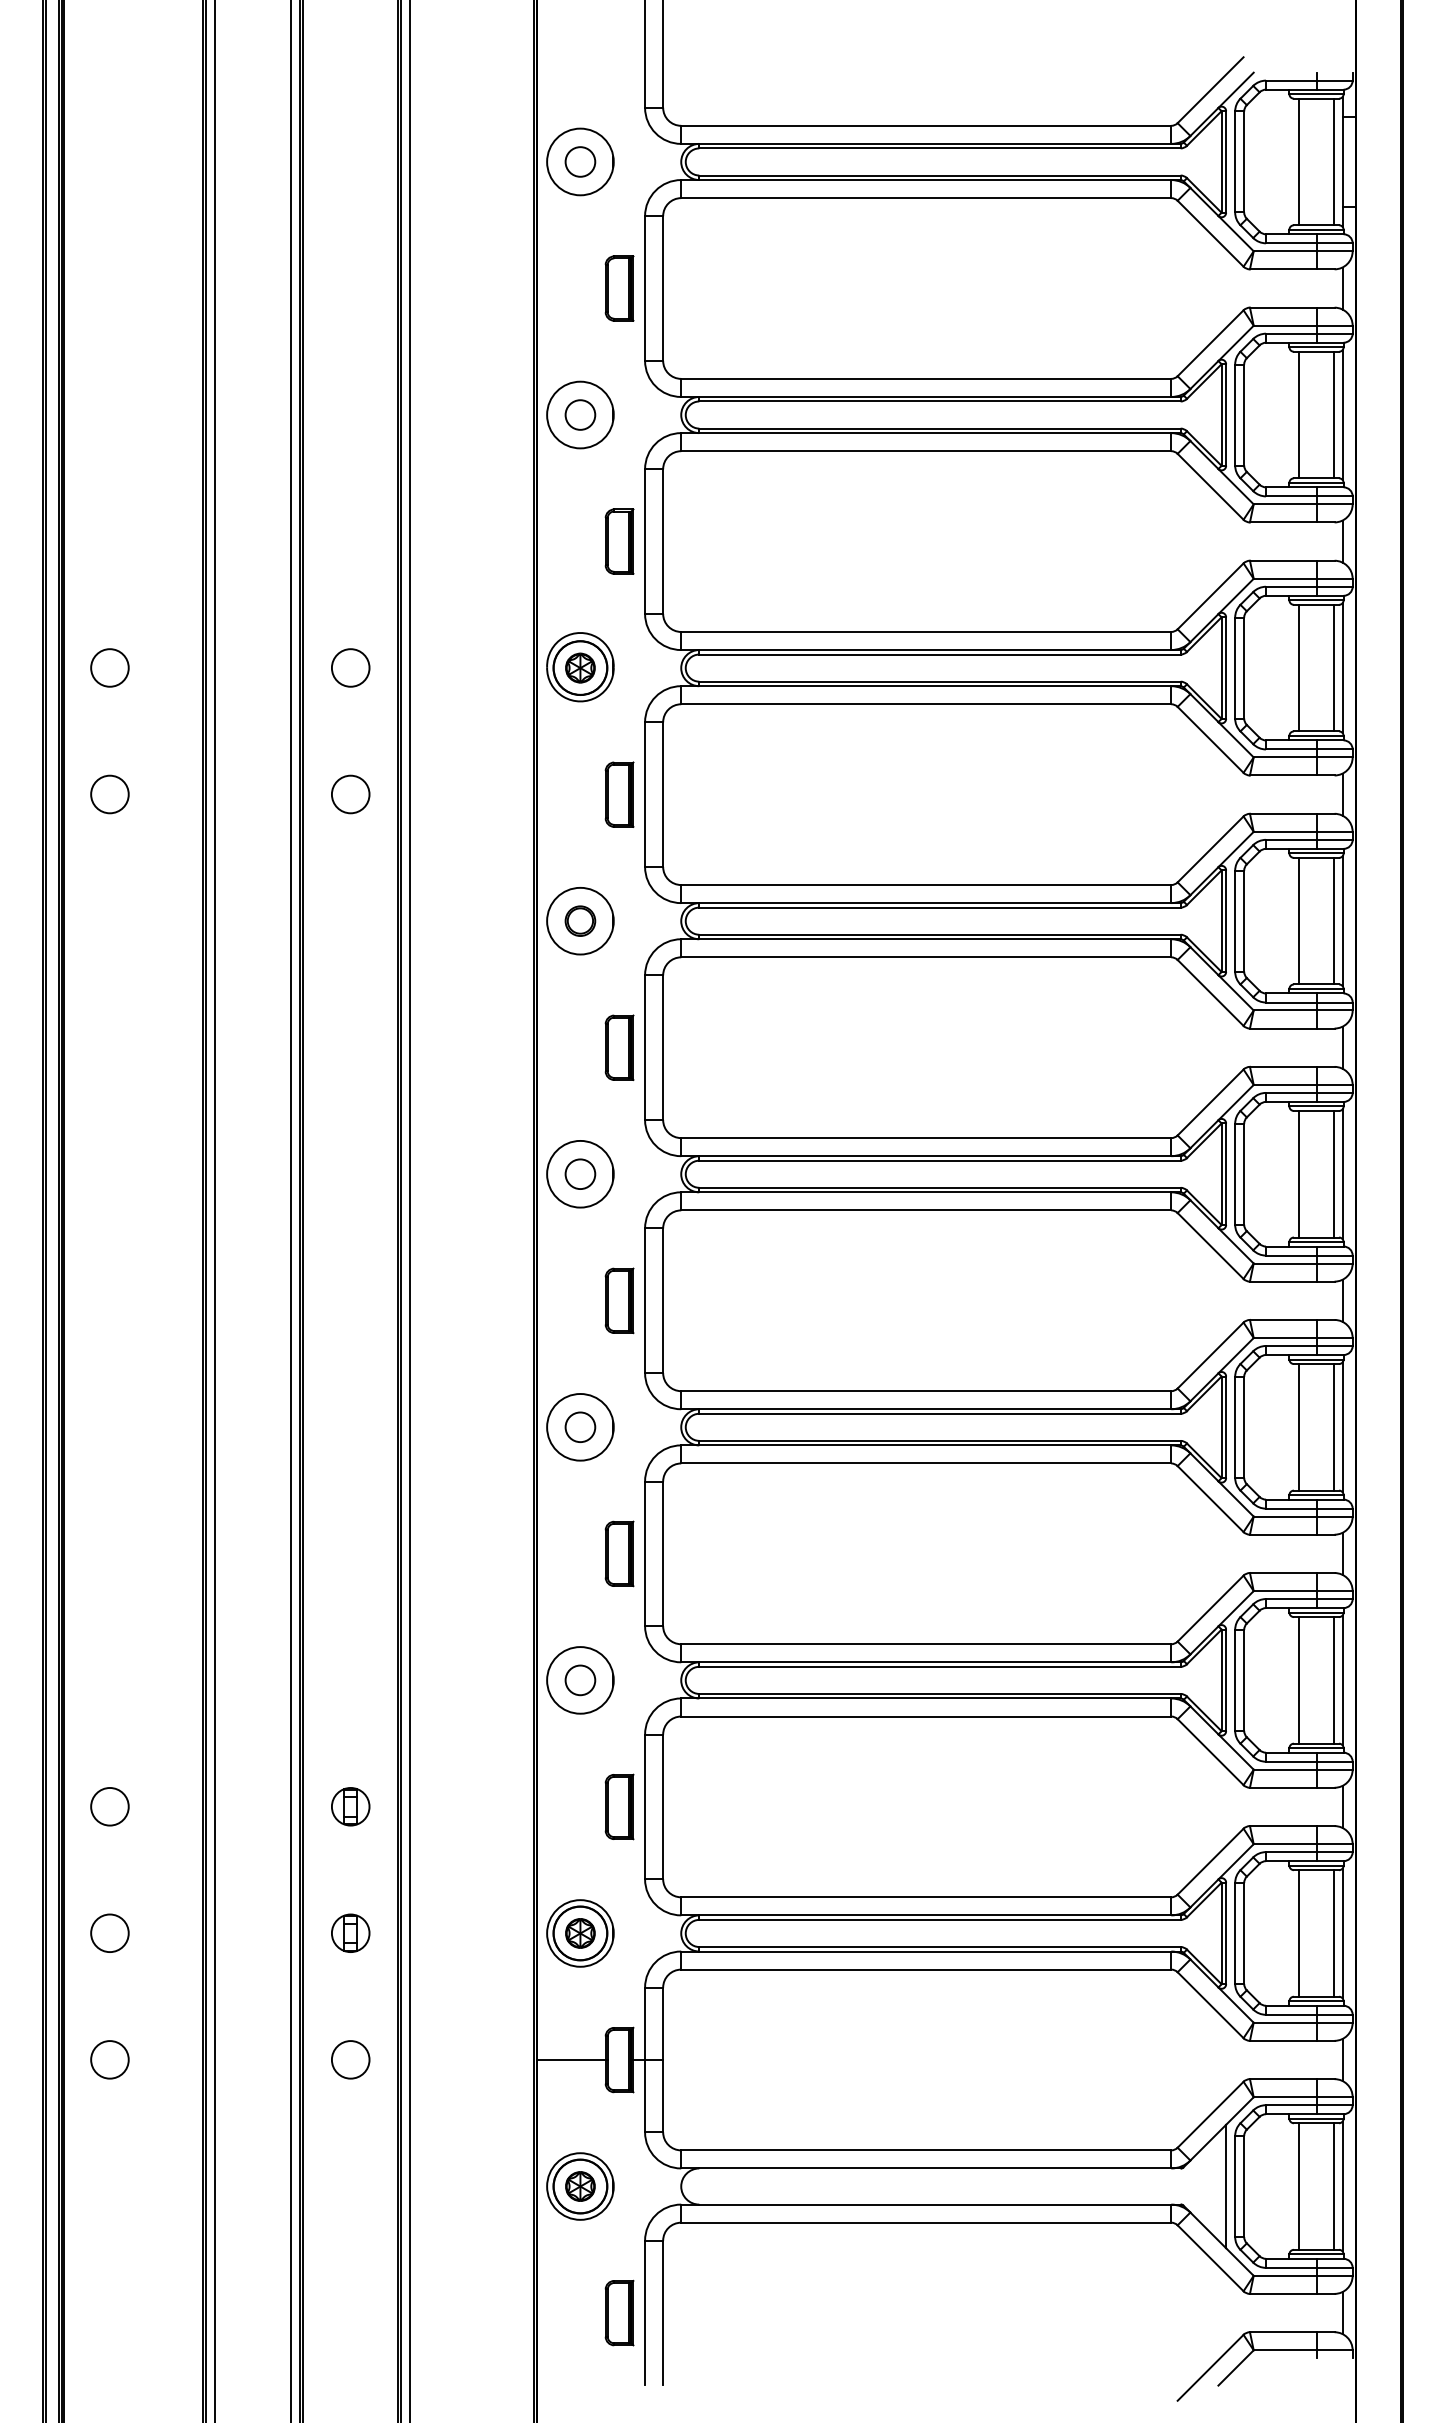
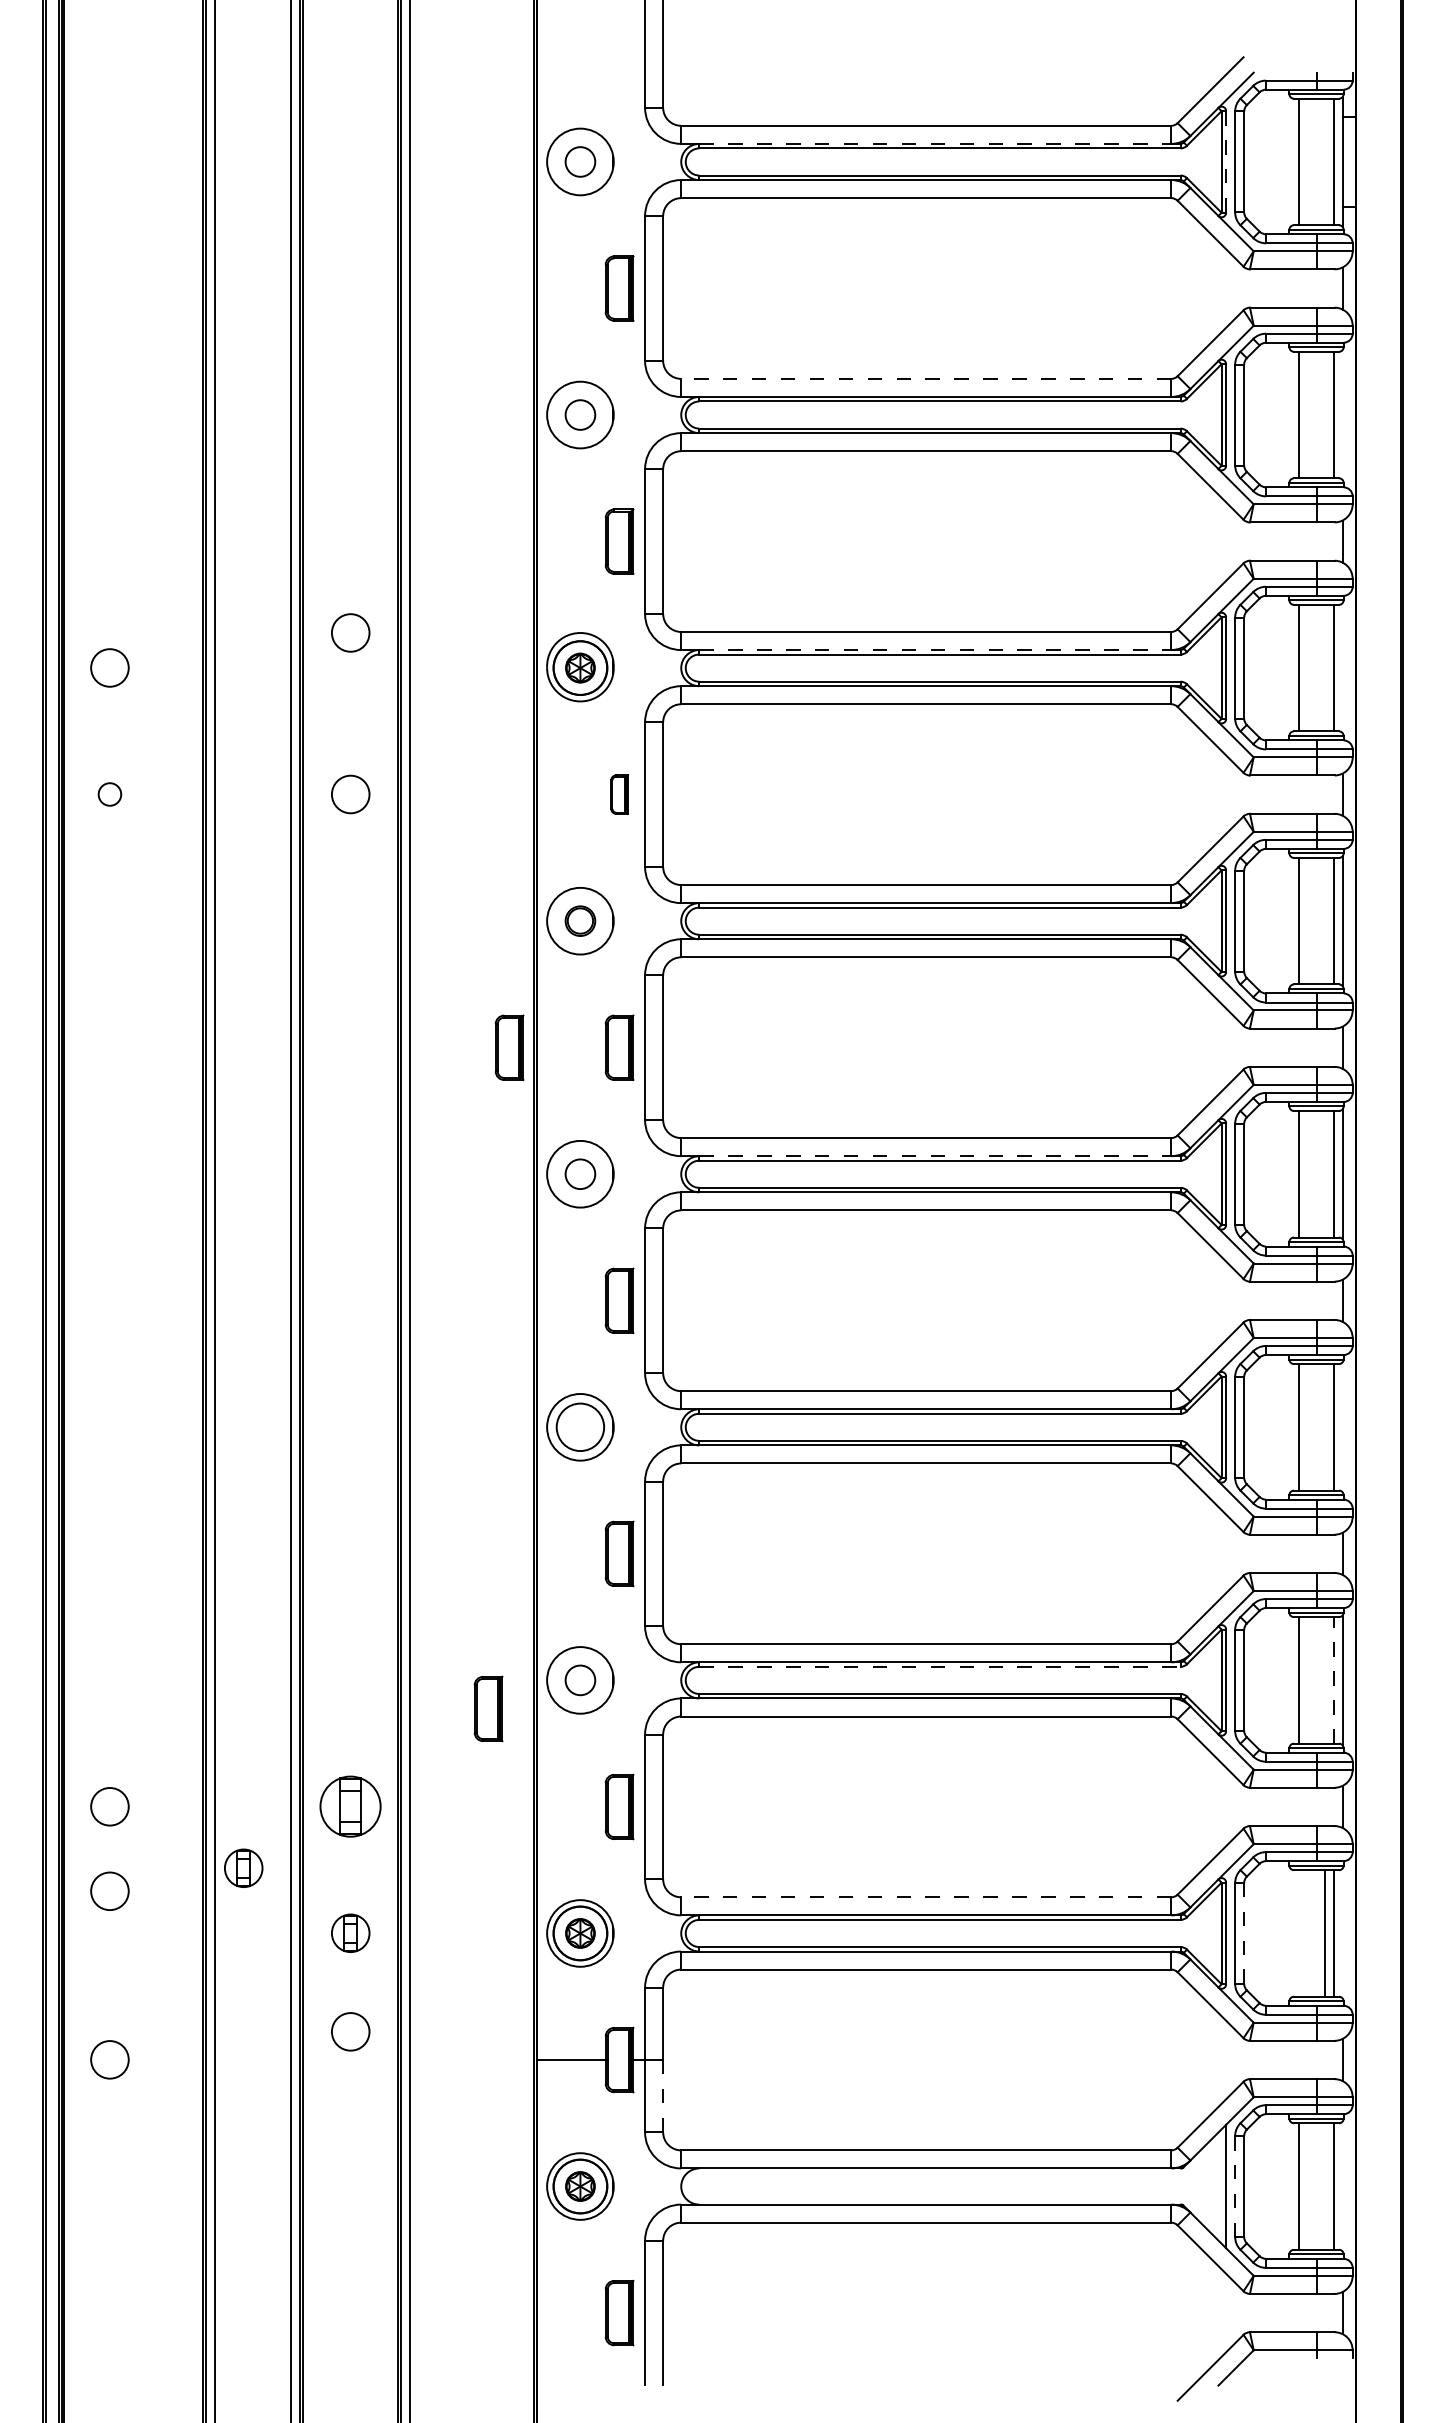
line: solid -> dashed (935, 143)
line: solid -> dashed (1226, 161)
line: solid -> dashed (925, 378)
line: present -> none (1342, 414)
line: solid -> dashed (935, 650)
circle position: (350, 667) -> (350, 632) (350, 632)
line: present -> none (1342, 667)
circle diameter: 38 px -> 23 px (109, 794)
part size: 31x67 px -> 19x41 px (619, 794)
part: none -> present (509, 1047)
line: solid -> dashed (935, 1156)
circle diameter: 30 px -> 47 px (580, 1427)
line: present -> none (1342, 1427)
line: solid -> dashed (939, 1666)
line: solid -> dashed (1333, 1679)
part: none -> present (488, 1708)
part size: 40x40 px -> 63x63 px (350, 1806)
part: none -> present (243, 1867)
line: solid -> dashed (925, 1897)
circle position: (109, 1932) -> (109, 1890) (109, 1890)
line: solid -> dashed (1244, 1932)
line position: (1299, 1933) -> (1325, 1933) (1325, 1933)
line: present -> none (1342, 1933)
circle position: (350, 2059) -> (350, 2031) (350, 2031)
line: solid -> dashed (663, 2095)
line: present -> none (1342, 2186)
line: solid -> dashed (1235, 2187)
